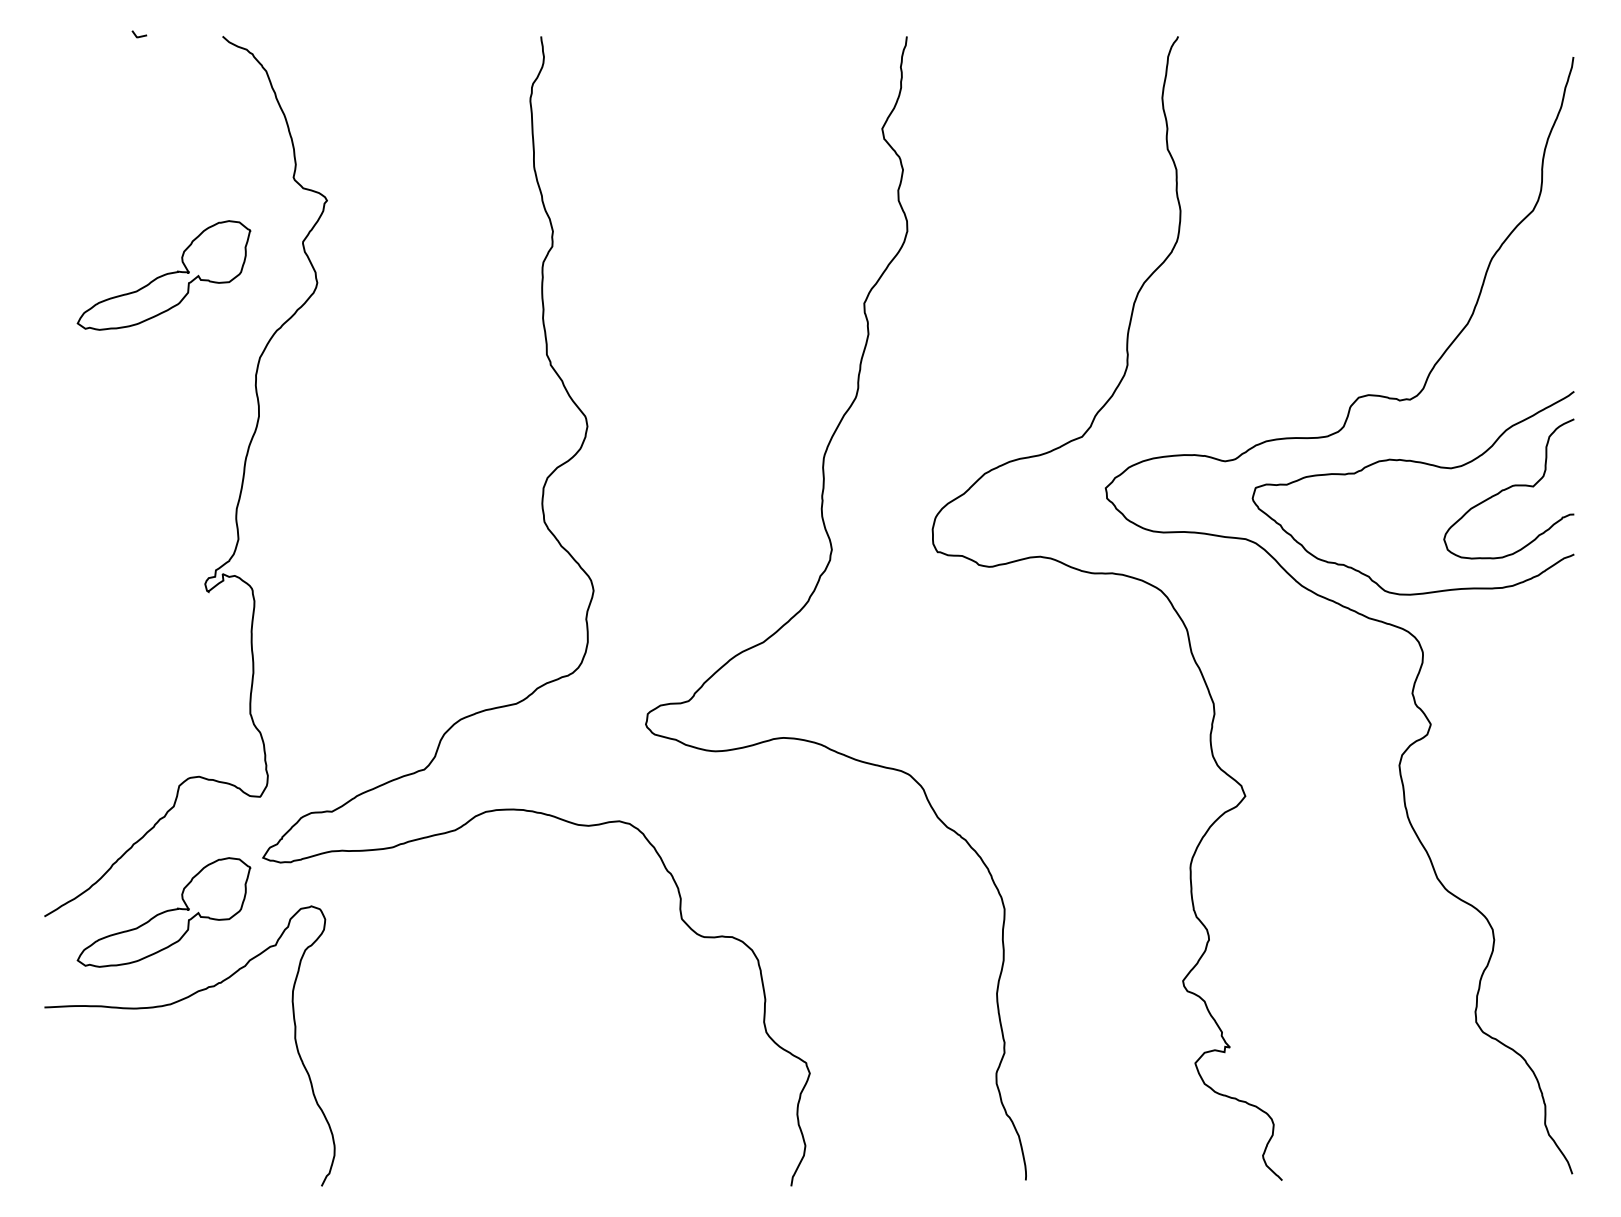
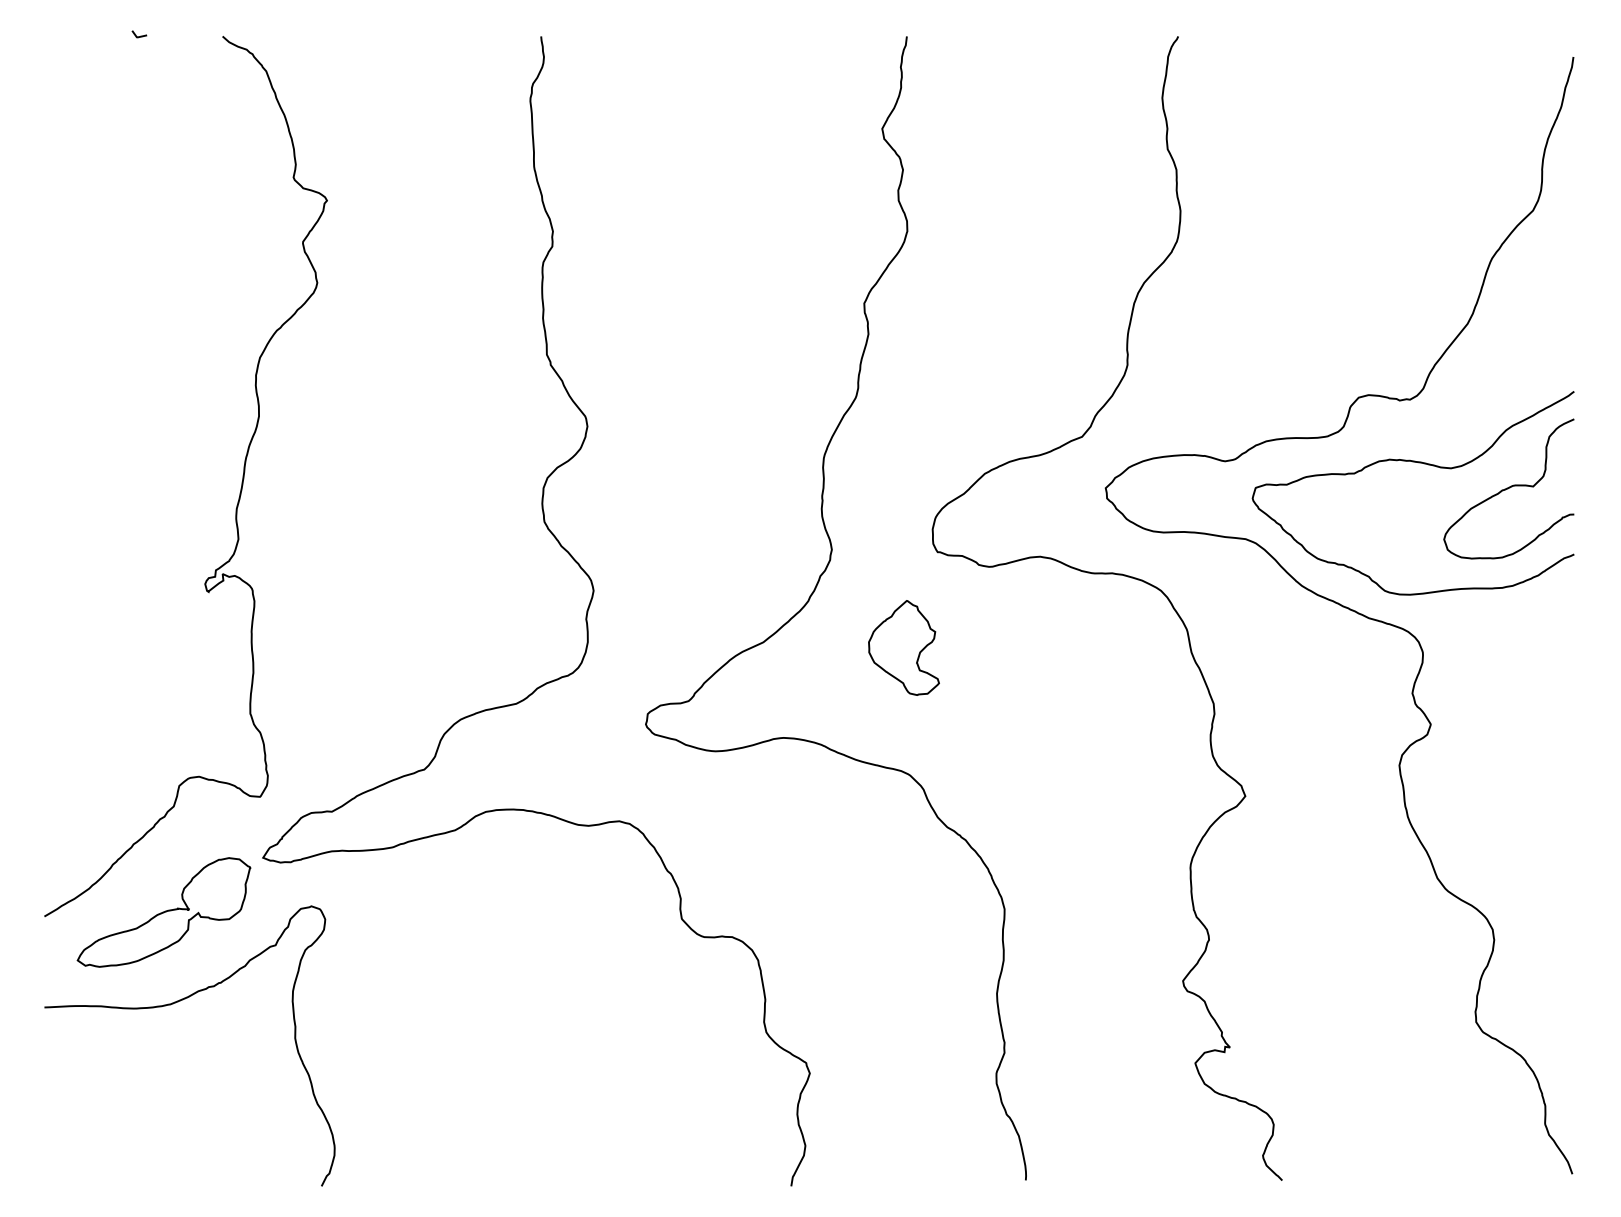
part: present -> none (163, 275)
part: none -> present (903, 647)
